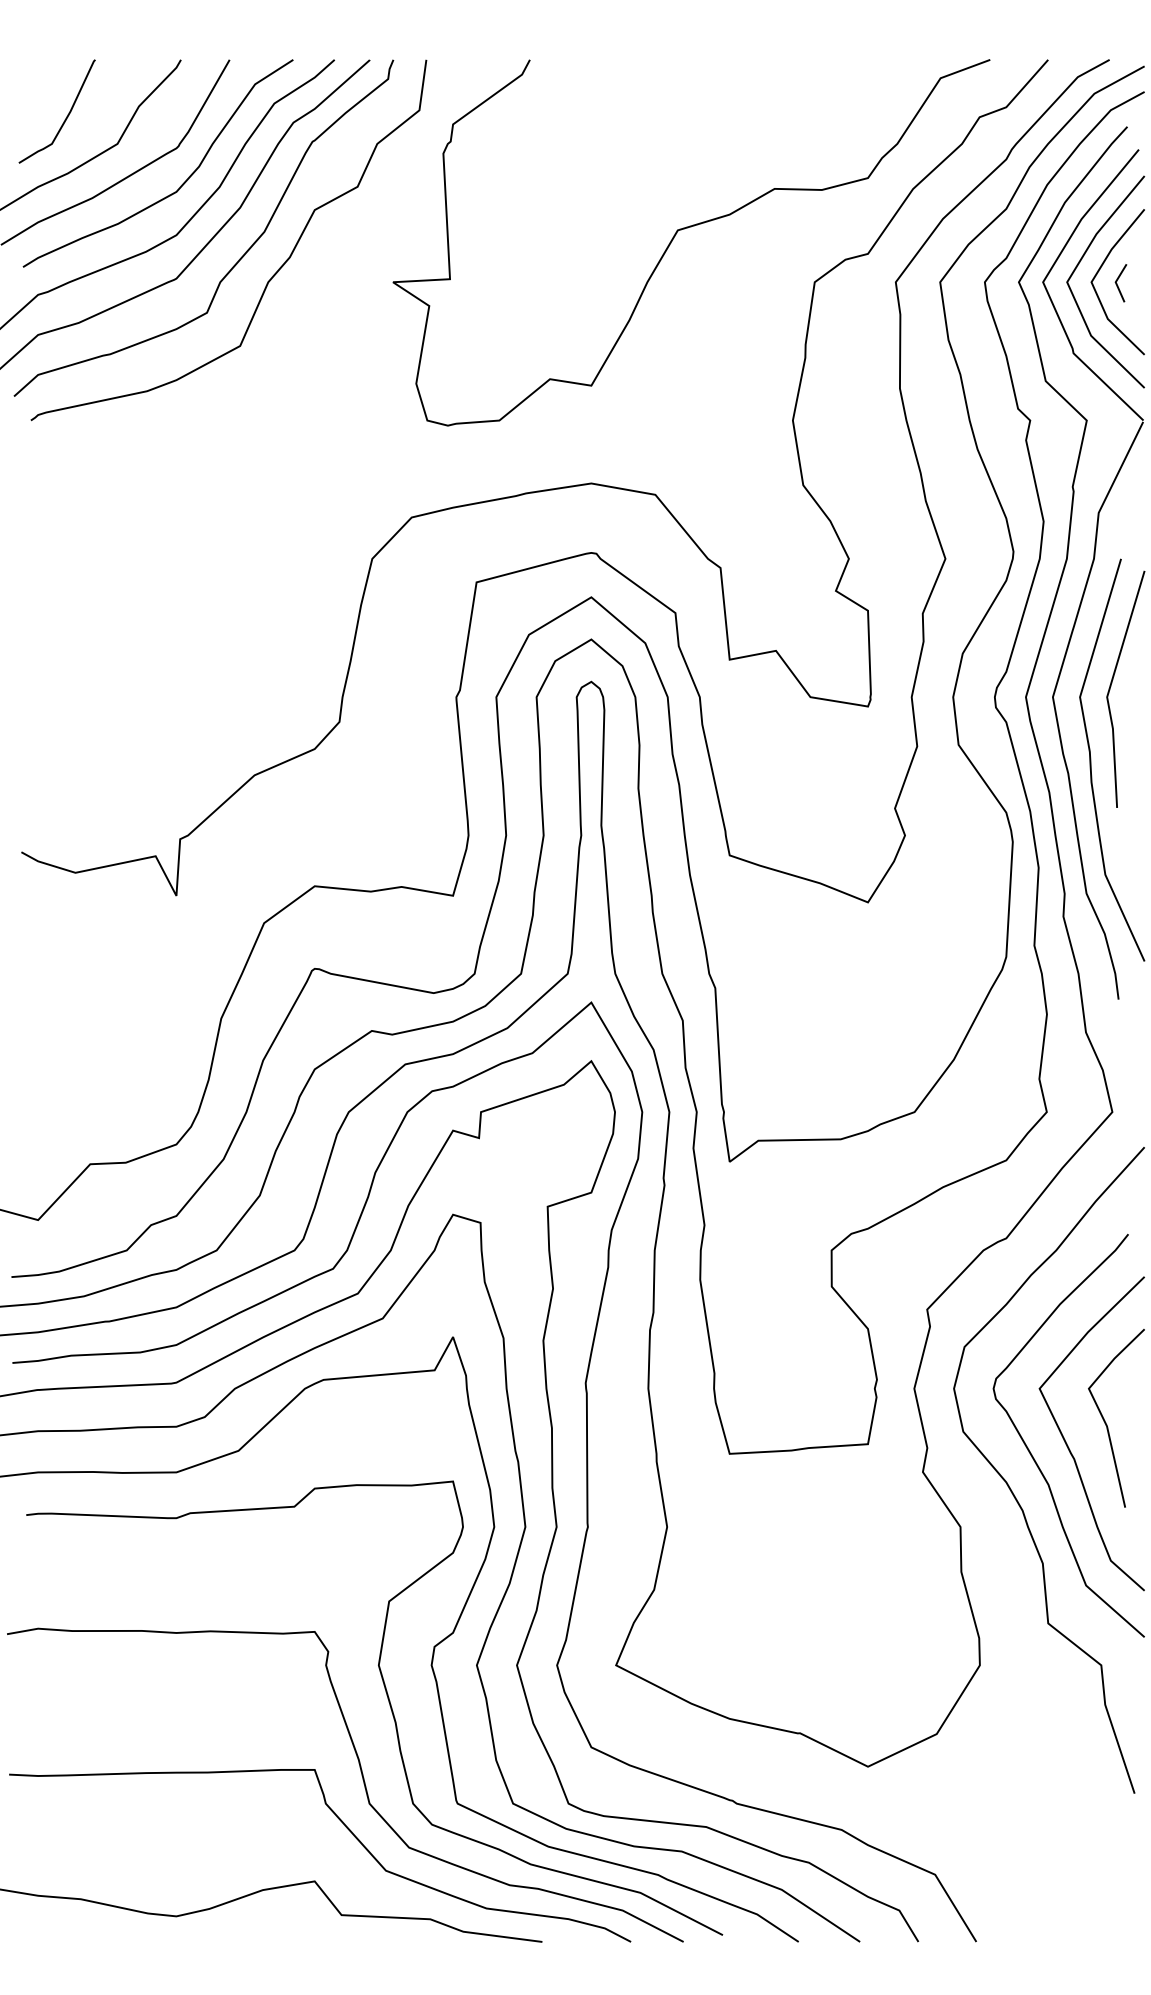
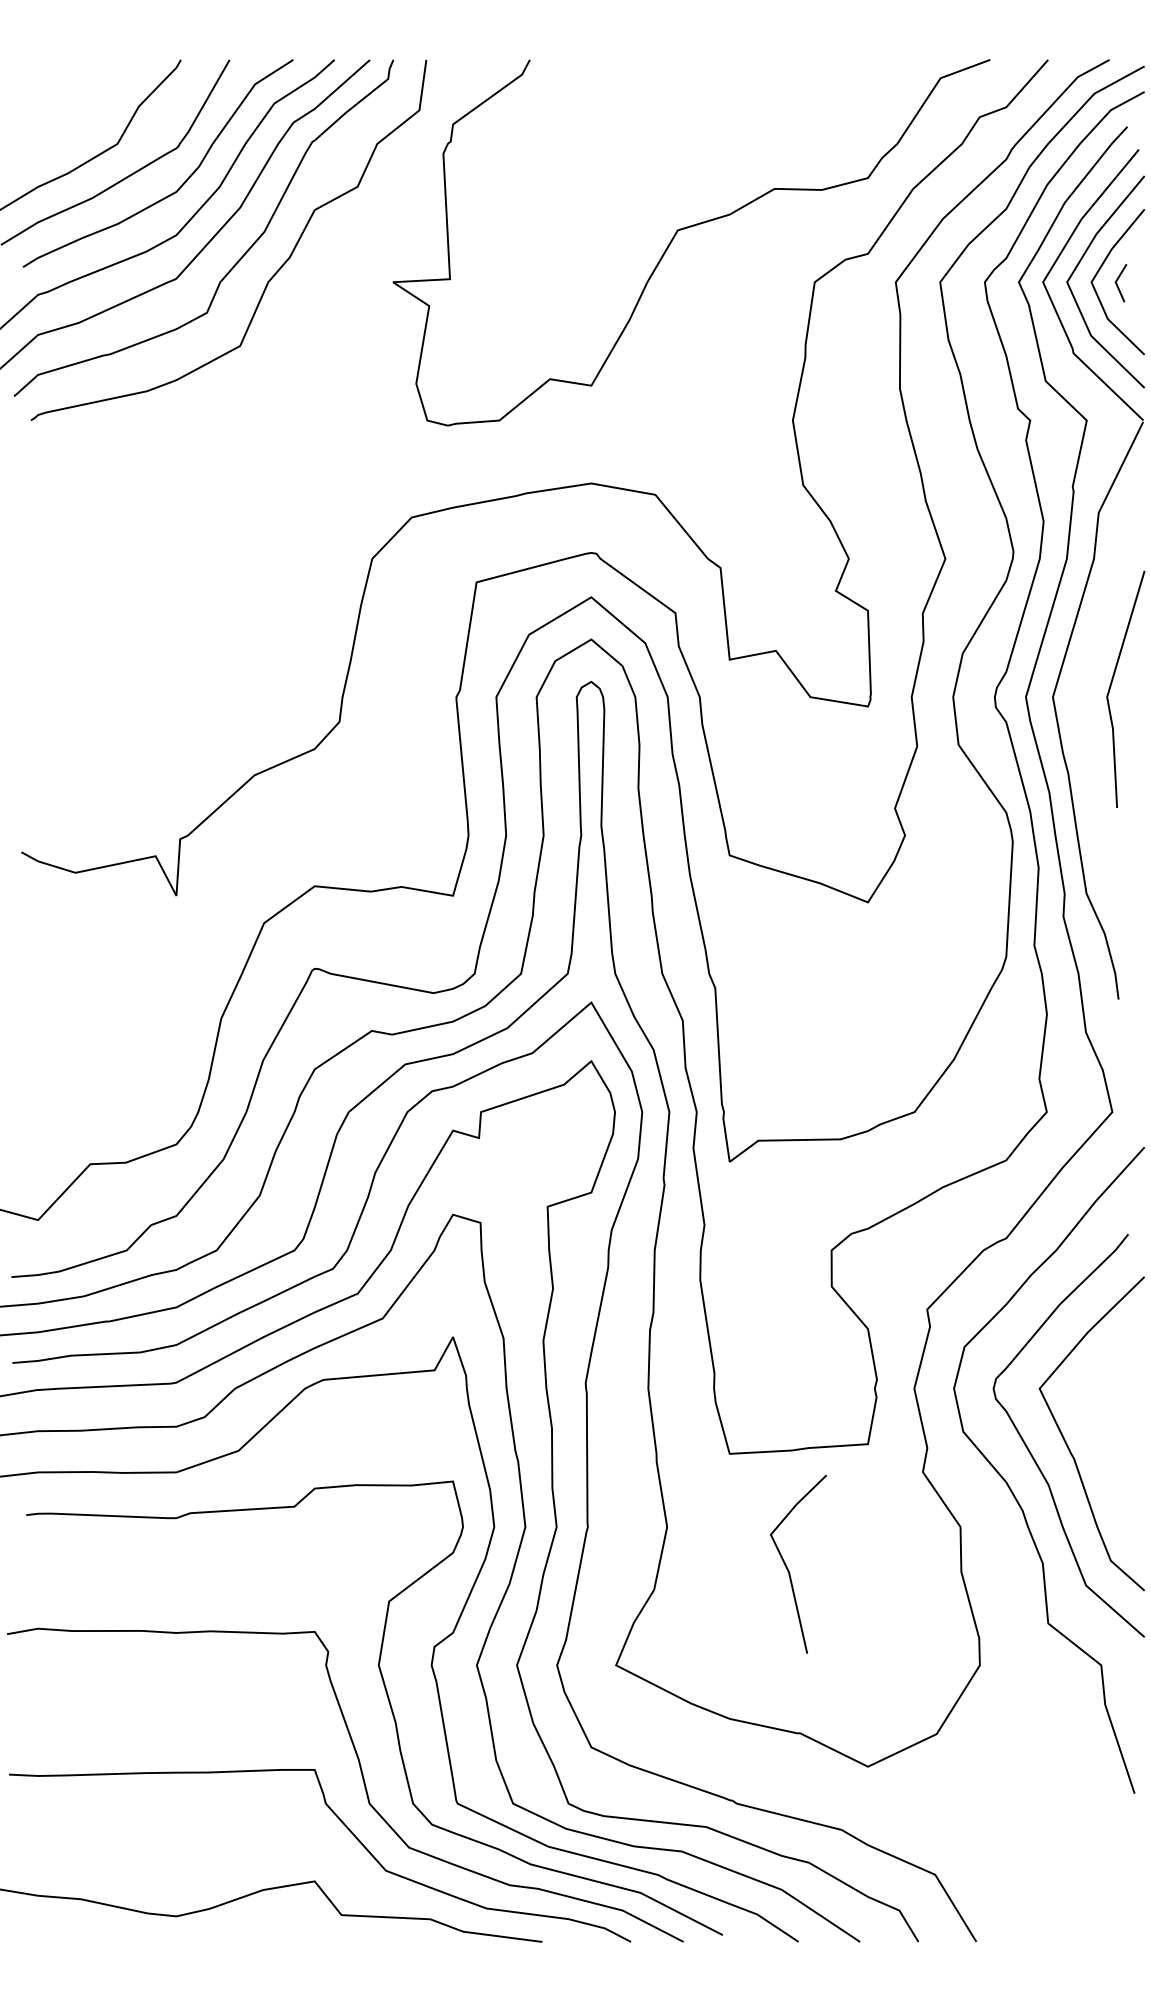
curve: present -> none (66, 116)
curve: present -> none (1091, 759)
line position: (1106, 1422) -> (788, 1568) (788, 1568)
